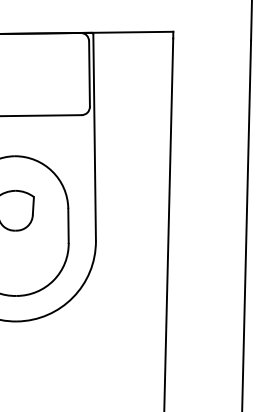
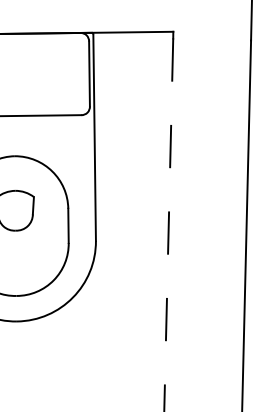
line: solid -> dashed (168, 225)
